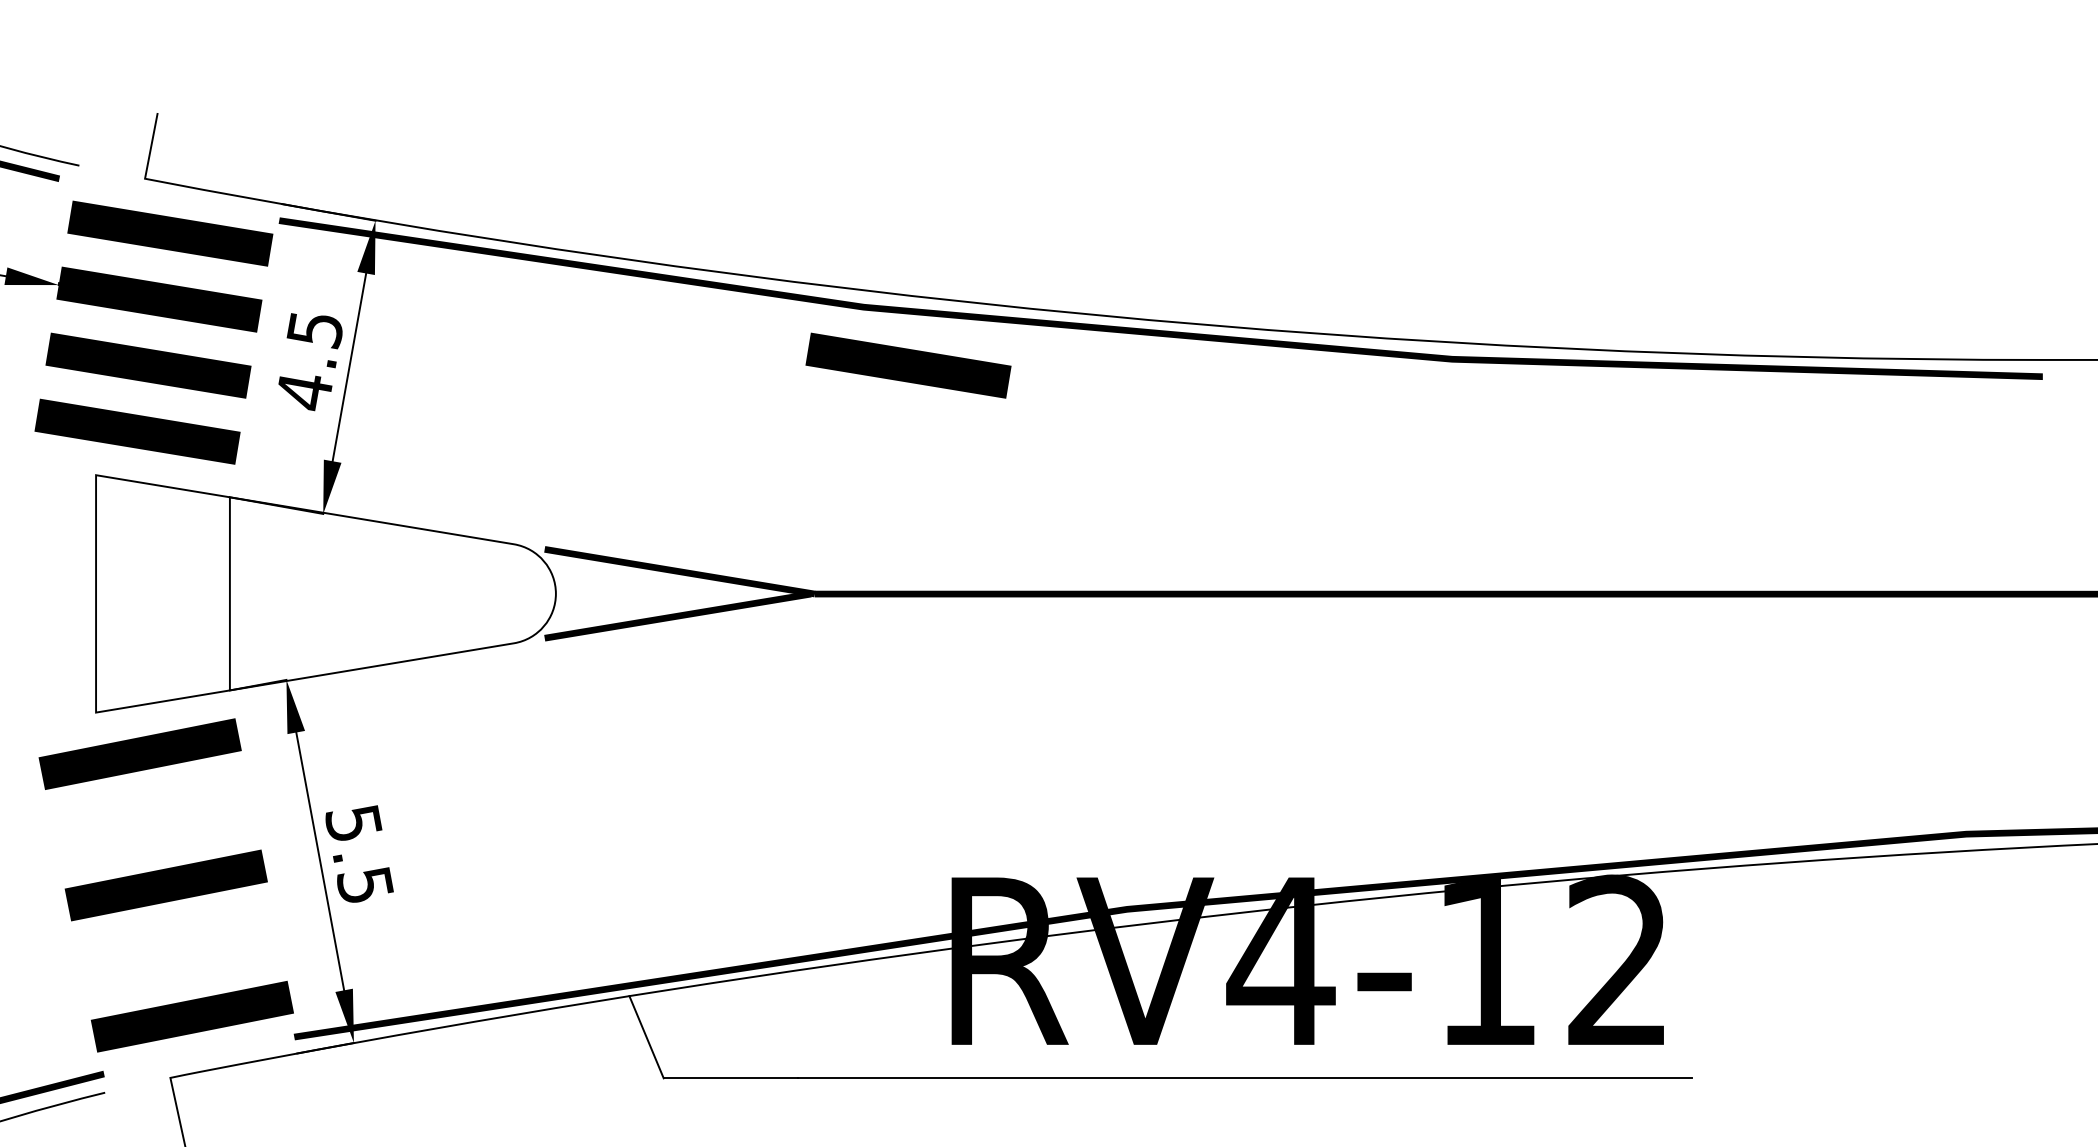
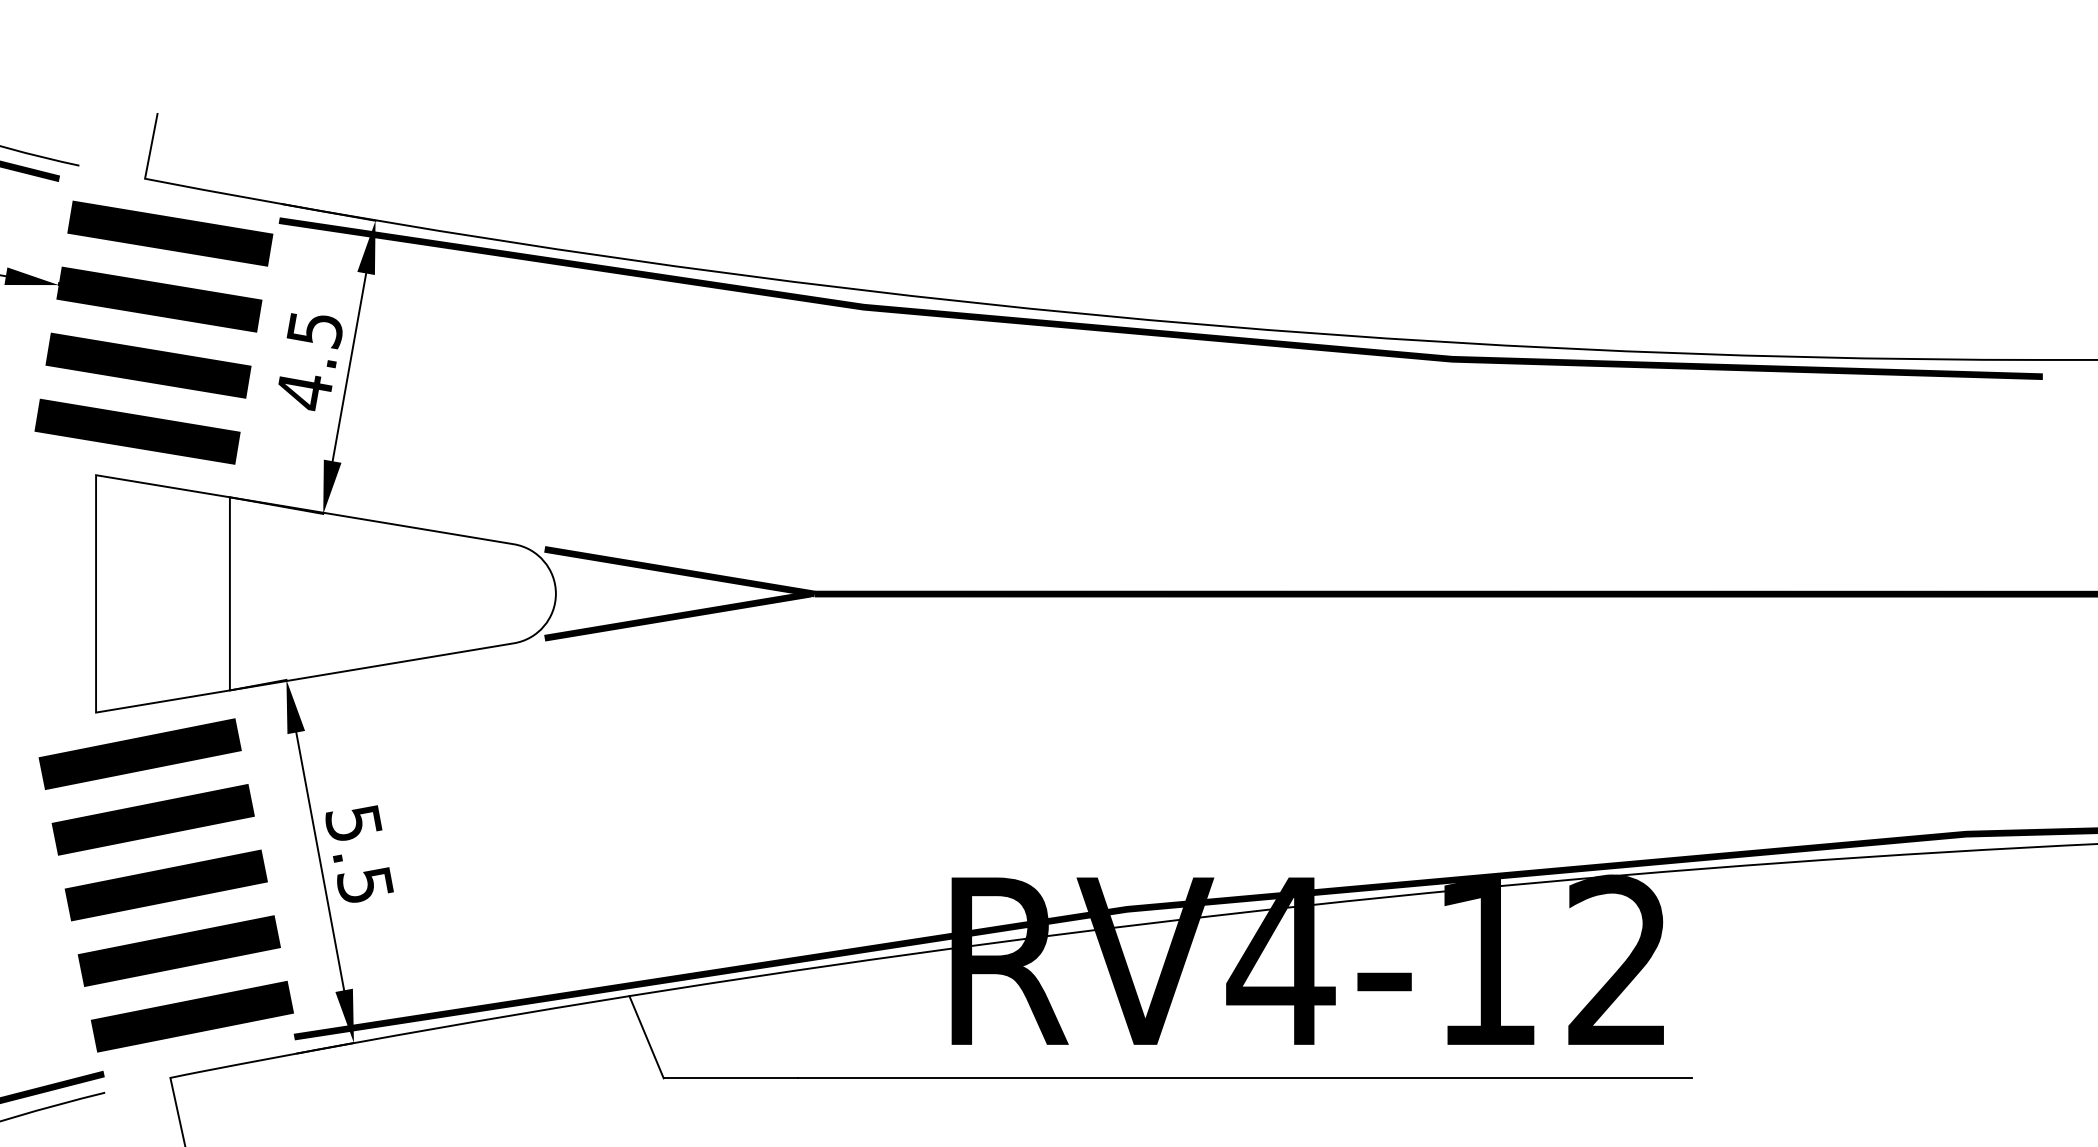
line: present -> none (908, 365)
line: none -> present (152, 819)
line: none -> present (178, 950)
